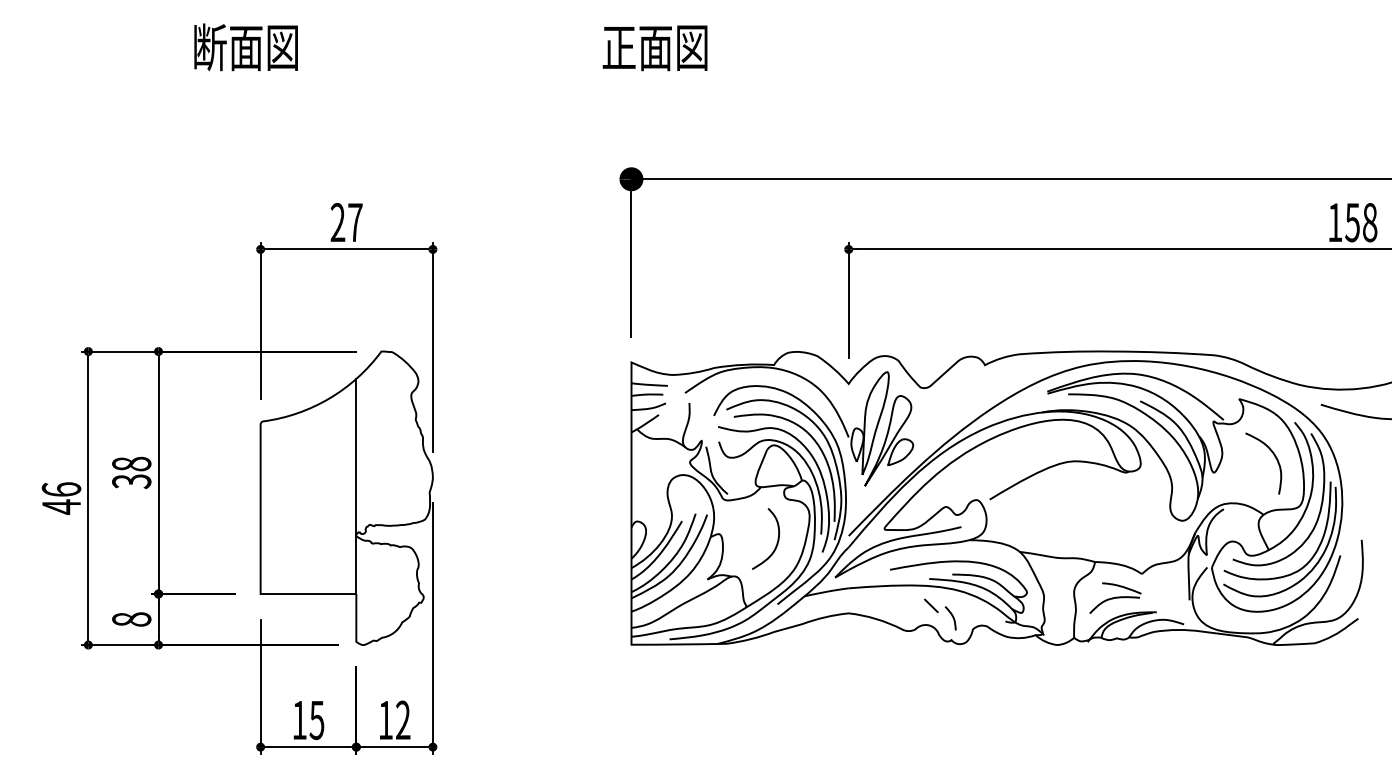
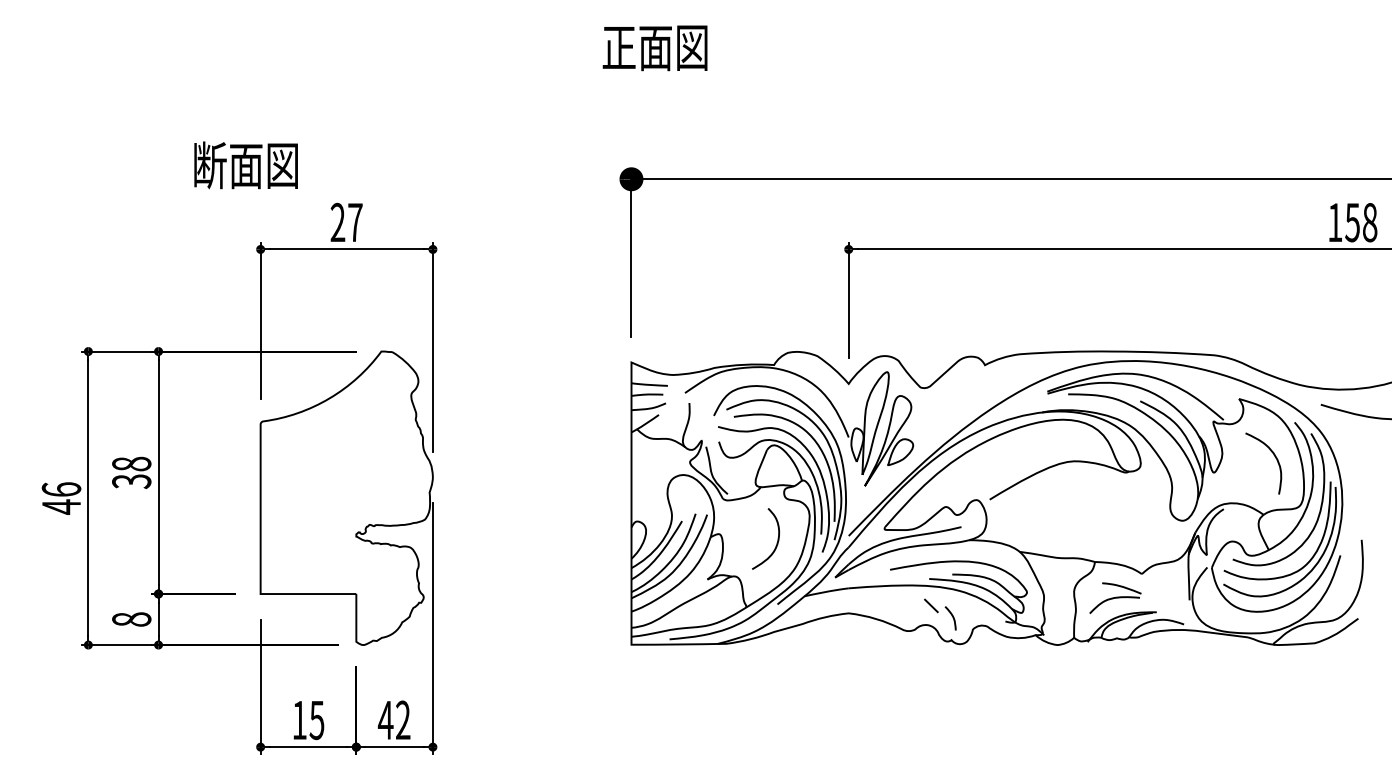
text position: (245, 47) -> (245, 165) (245, 165)
line: present -> none (356, 486)
text: 12 -> 42 (385, 720)
